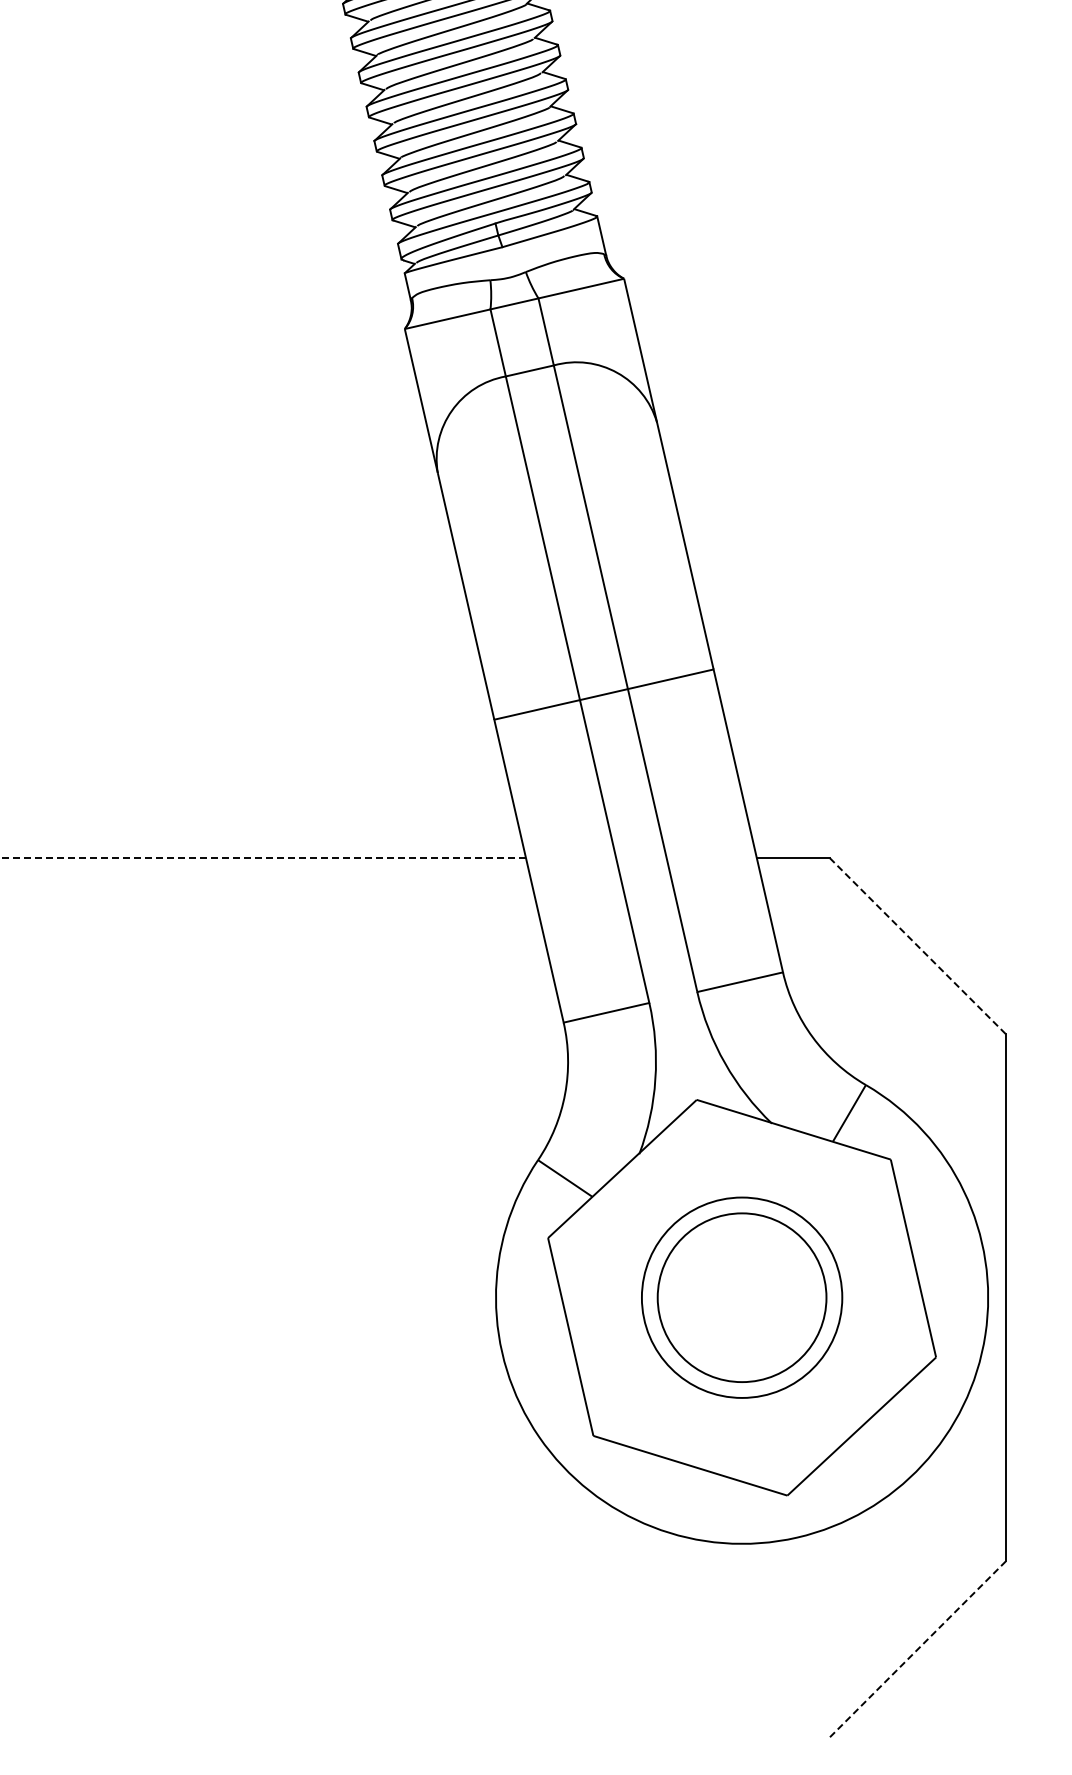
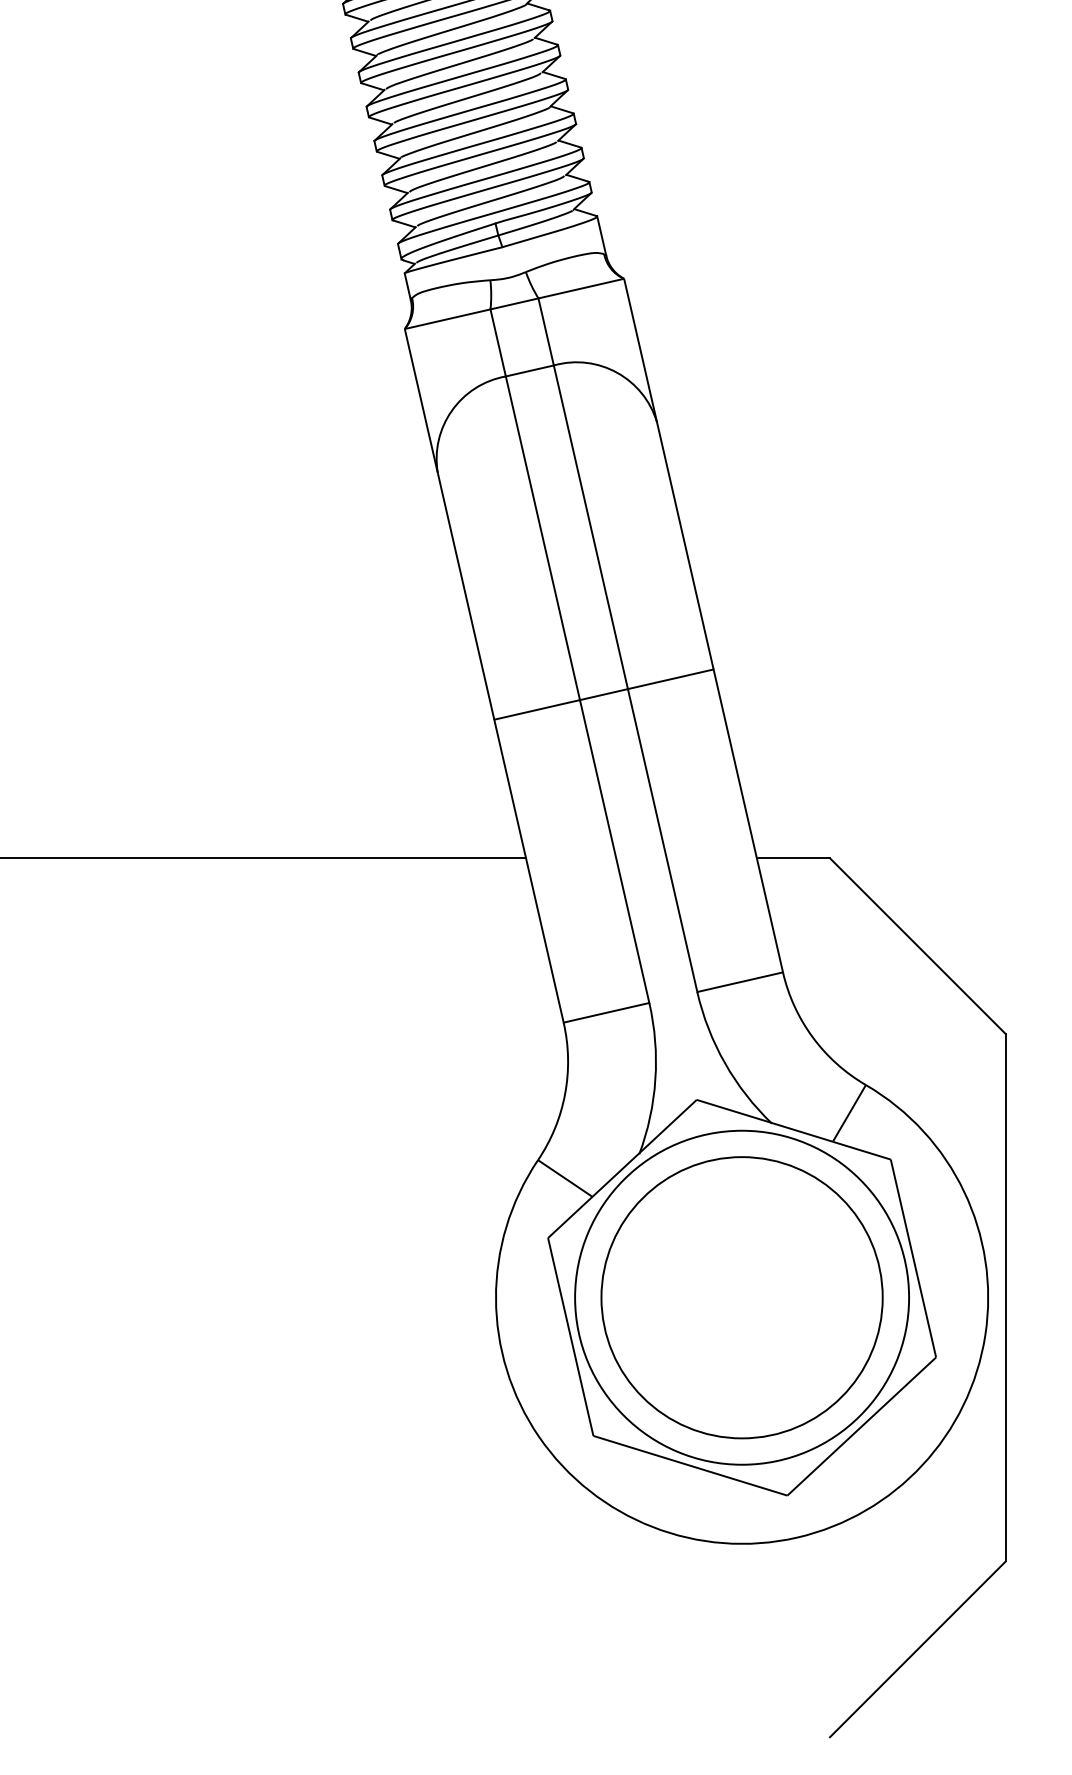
line: dashed -> solid (263, 858)
line: dashed -> solid (917, 945)
circle diameter: 169 px -> 281 px (741, 1297)
circle diameter: 200 px -> 334 px (742, 1297)
line: dashed -> solid (918, 1648)
